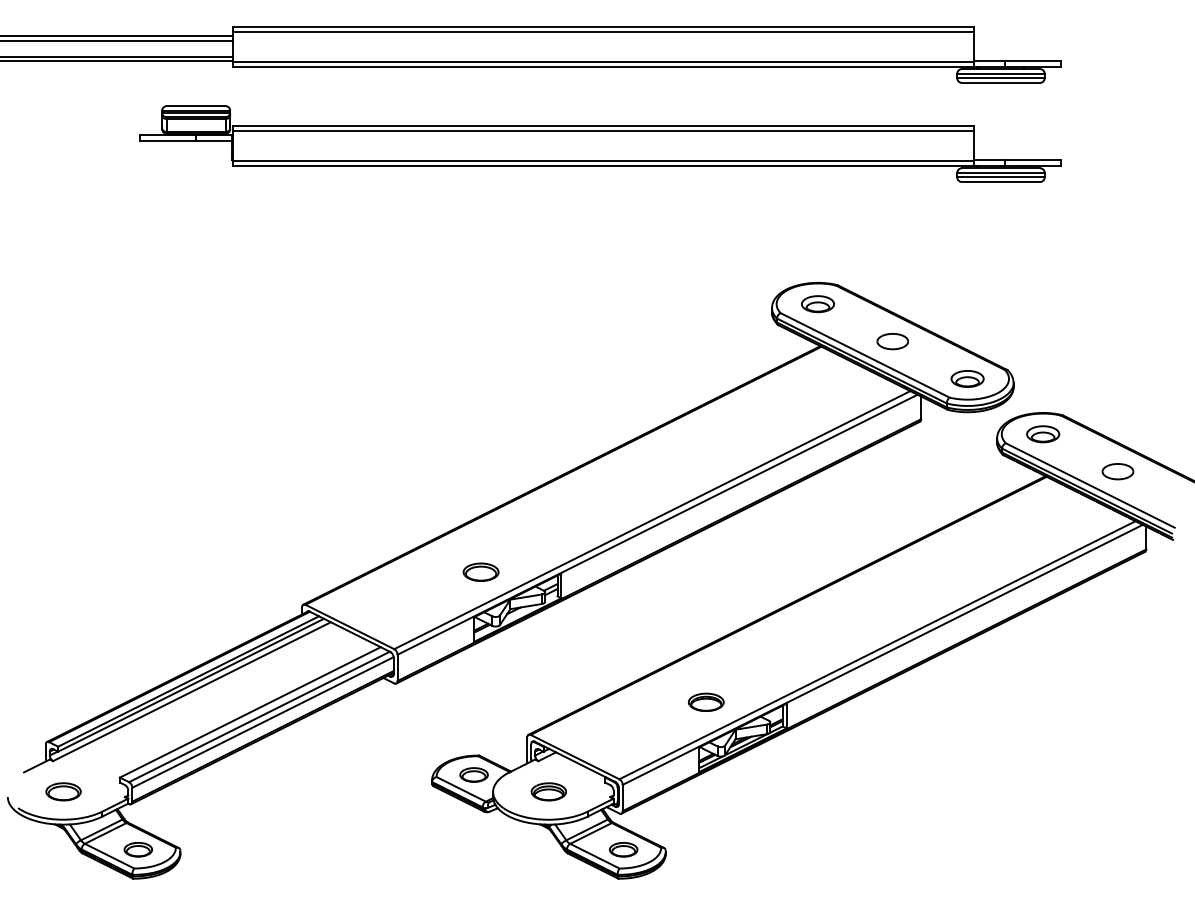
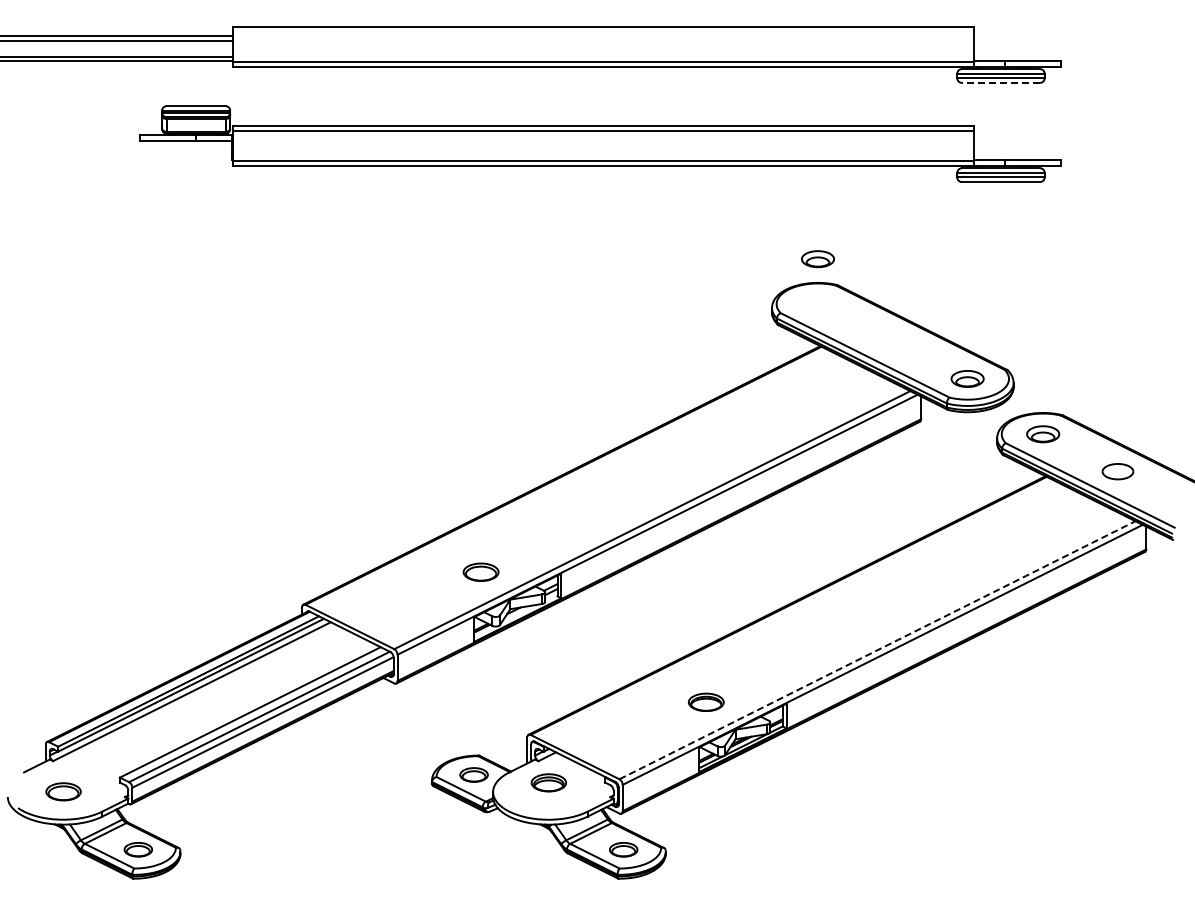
line: present -> none (603, 31)
line: solid -> dashed (1000, 82)
part position: (817, 304) -> (817, 259) (817, 259)
part: present -> none (892, 341)
line: solid -> dashed (877, 650)
part position: (548, 791) -> (548, 782) (548, 782)
